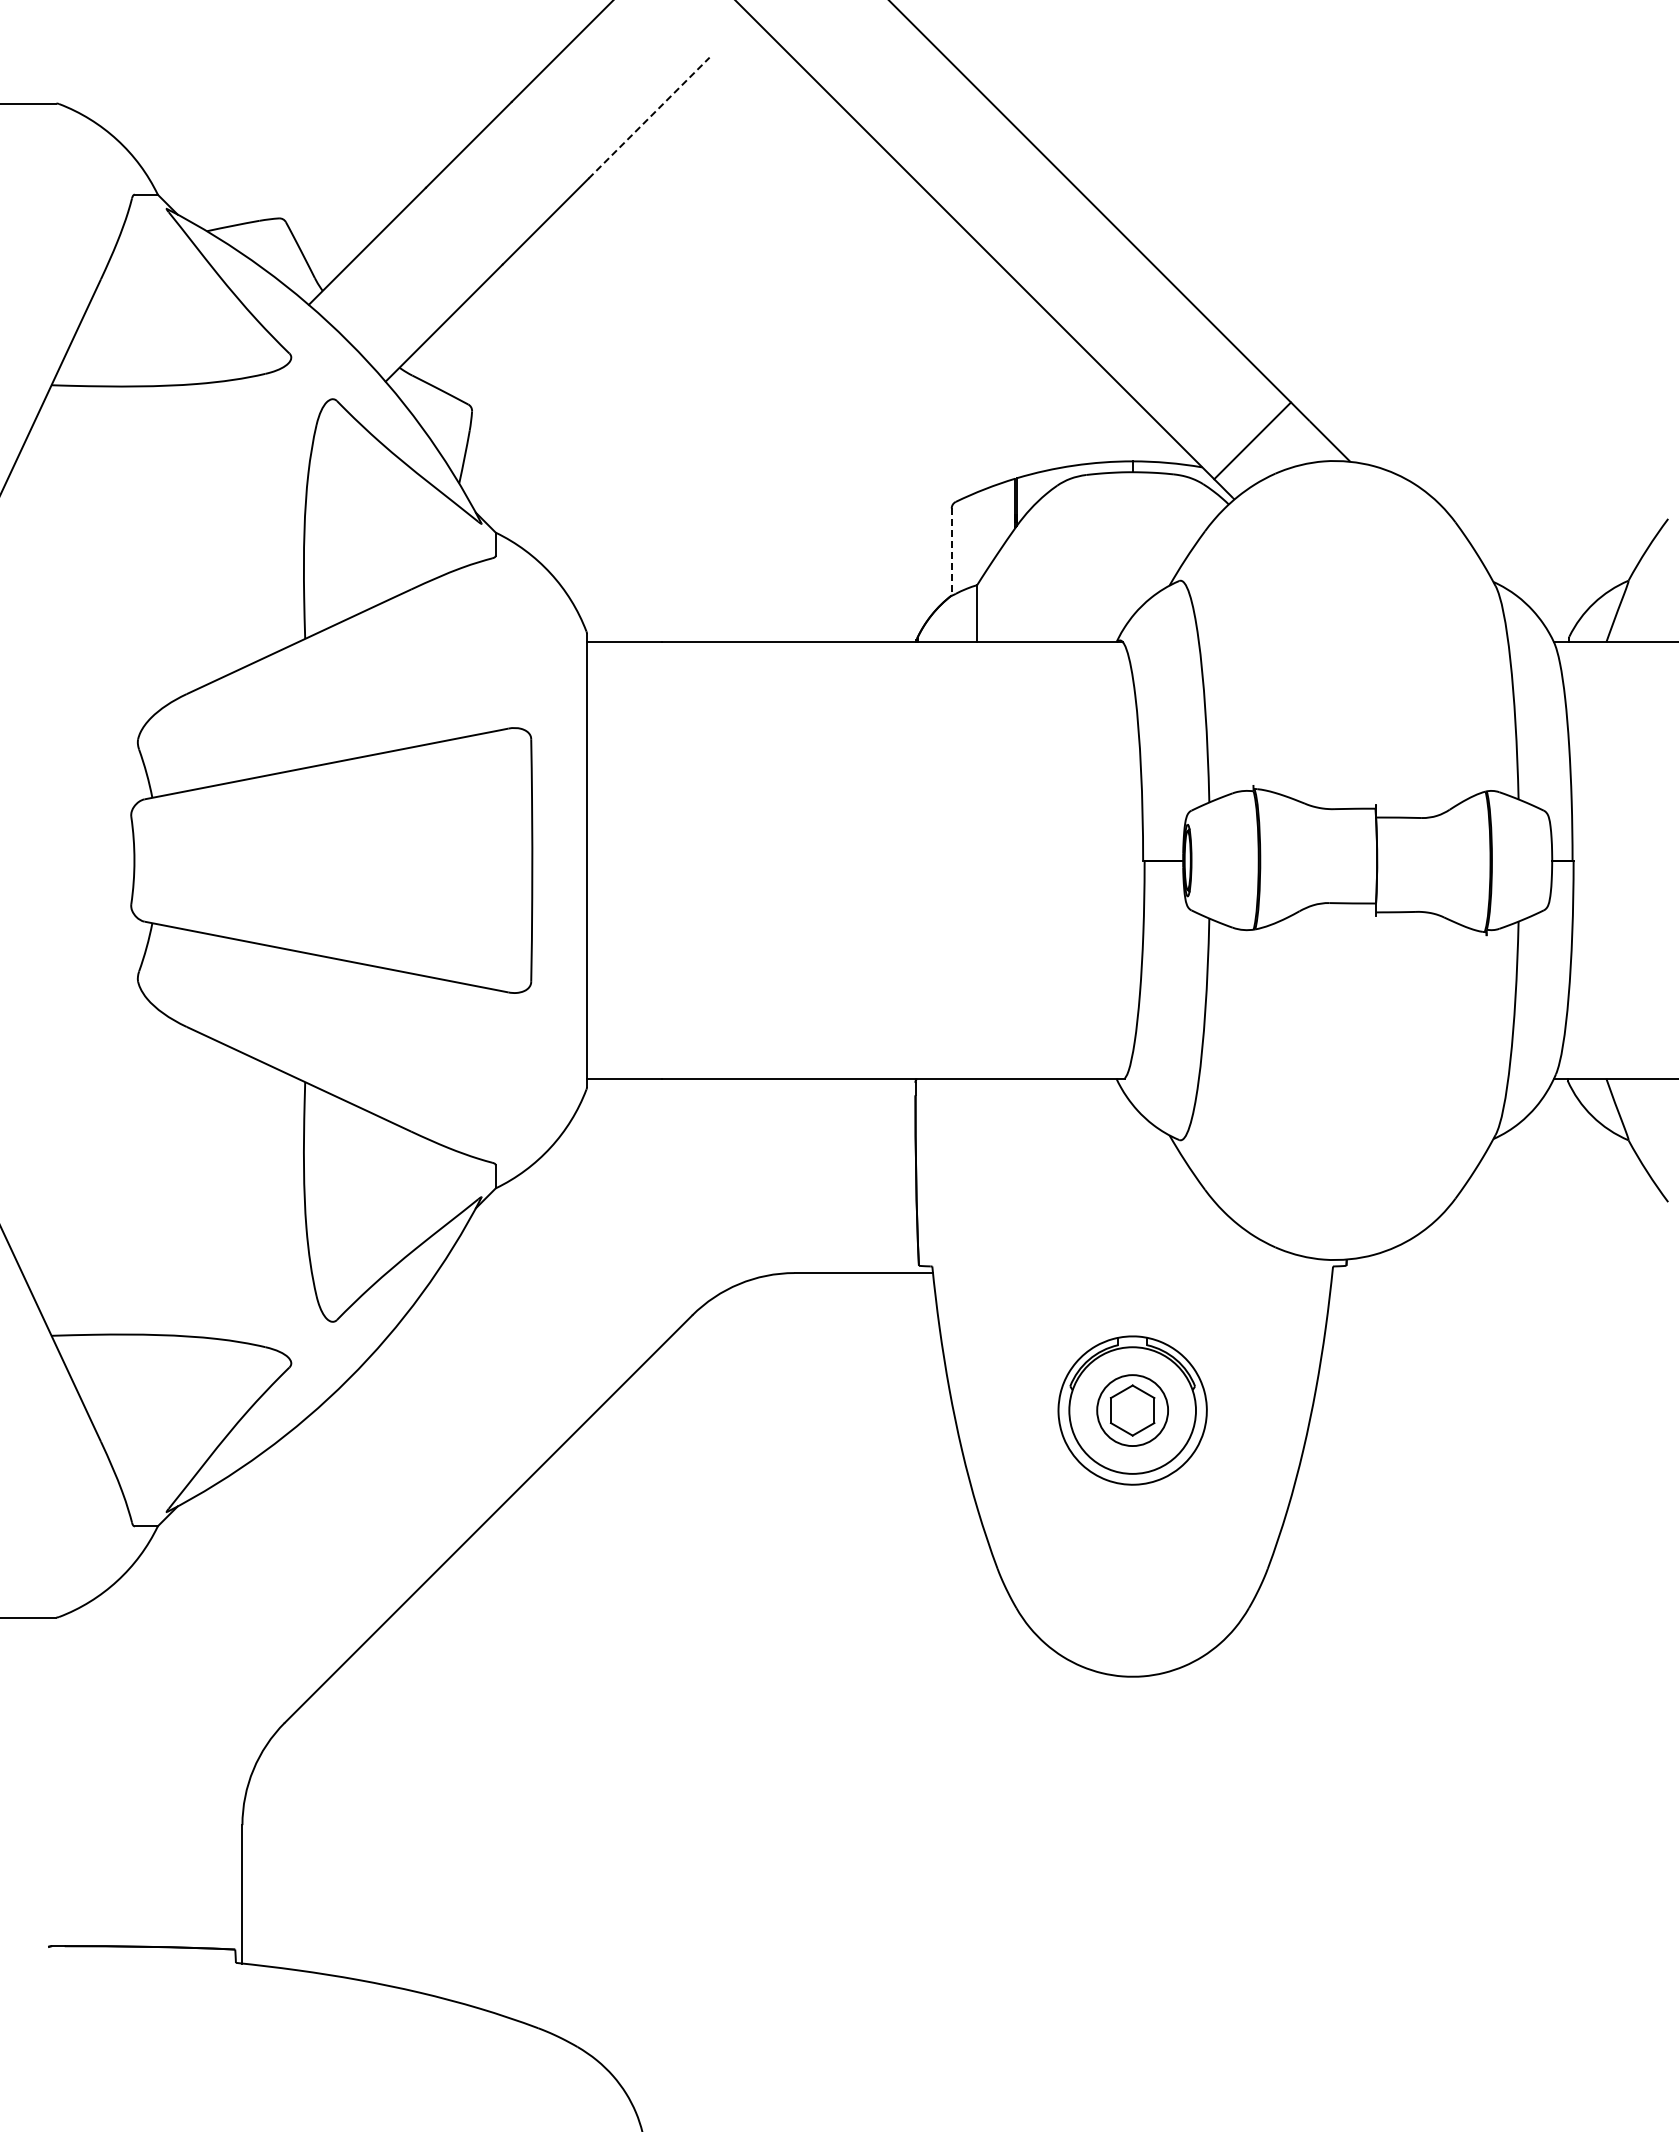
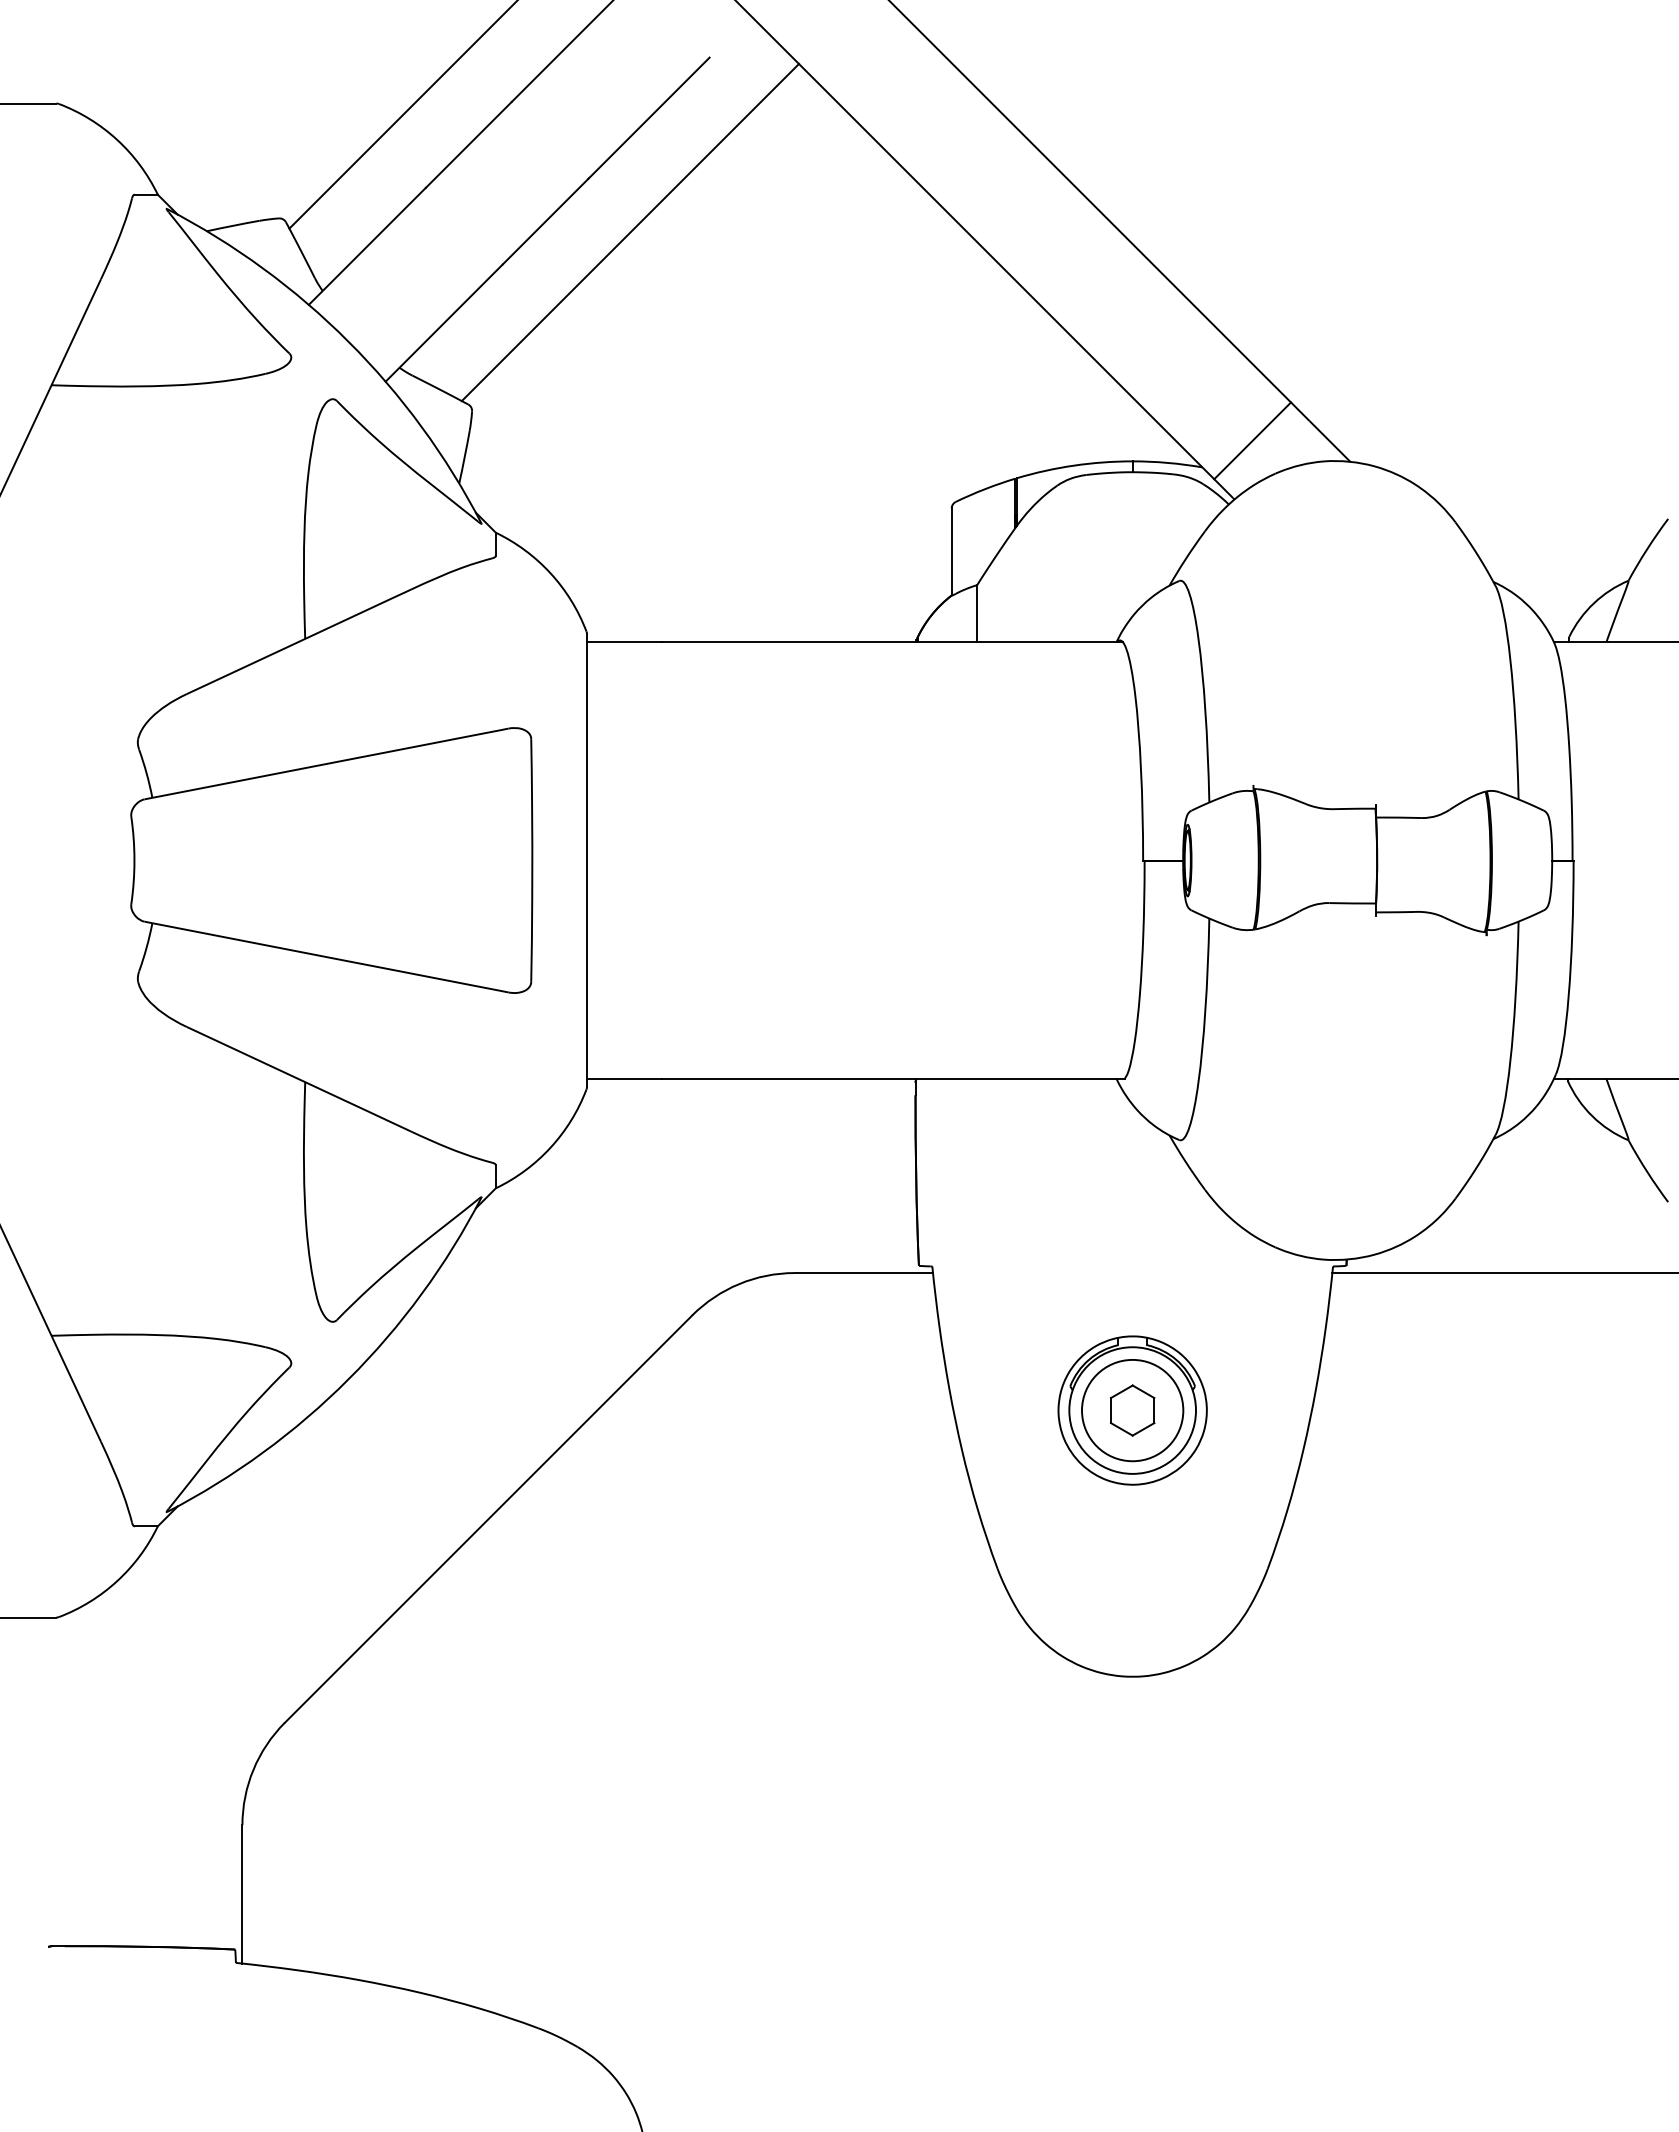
line: none -> present (402, 115)
line: dashed -> solid (649, 118)
line: none -> present (630, 232)
line: dashed -> solid (951, 552)
line: none -> present (1503, 1273)
circle diameter: 71 px -> 101 px (1132, 1410)
